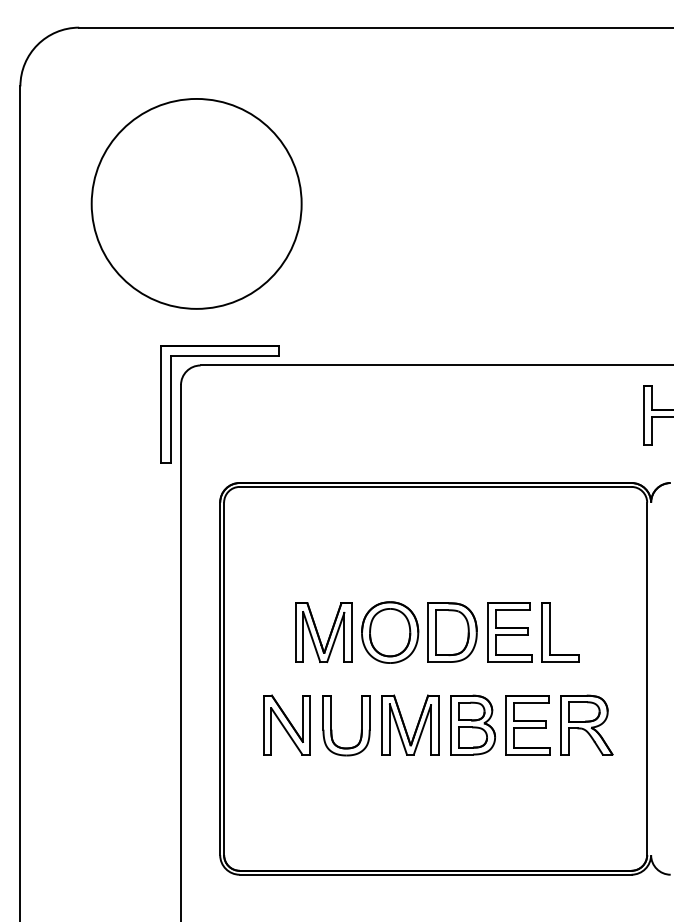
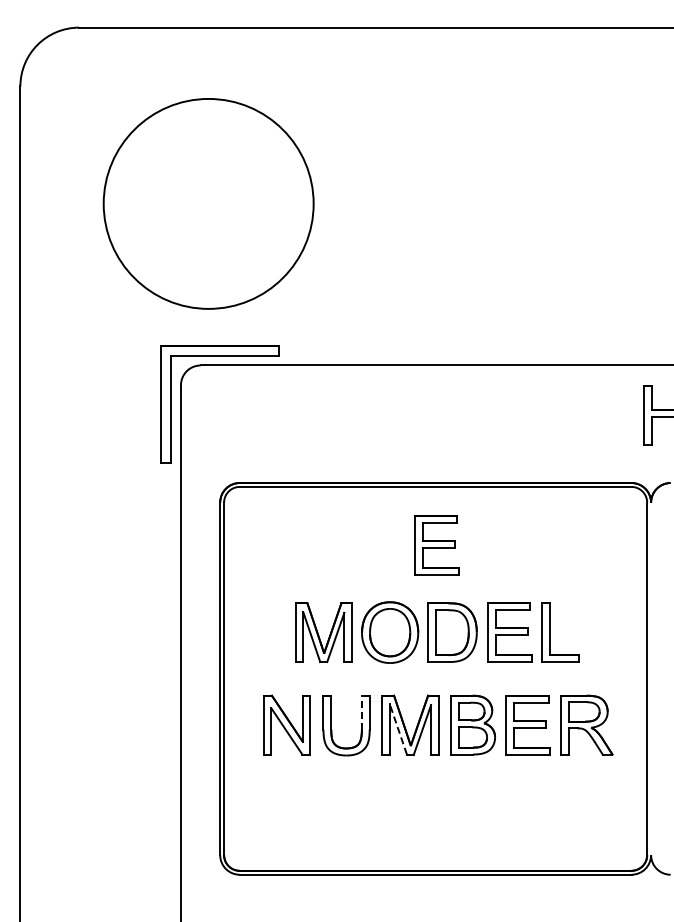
part position: (196, 203) -> (208, 203) (208, 203)
part: none -> present (436, 545)
line: solid -> dashed (361, 712)
line: solid -> dashed (398, 729)
